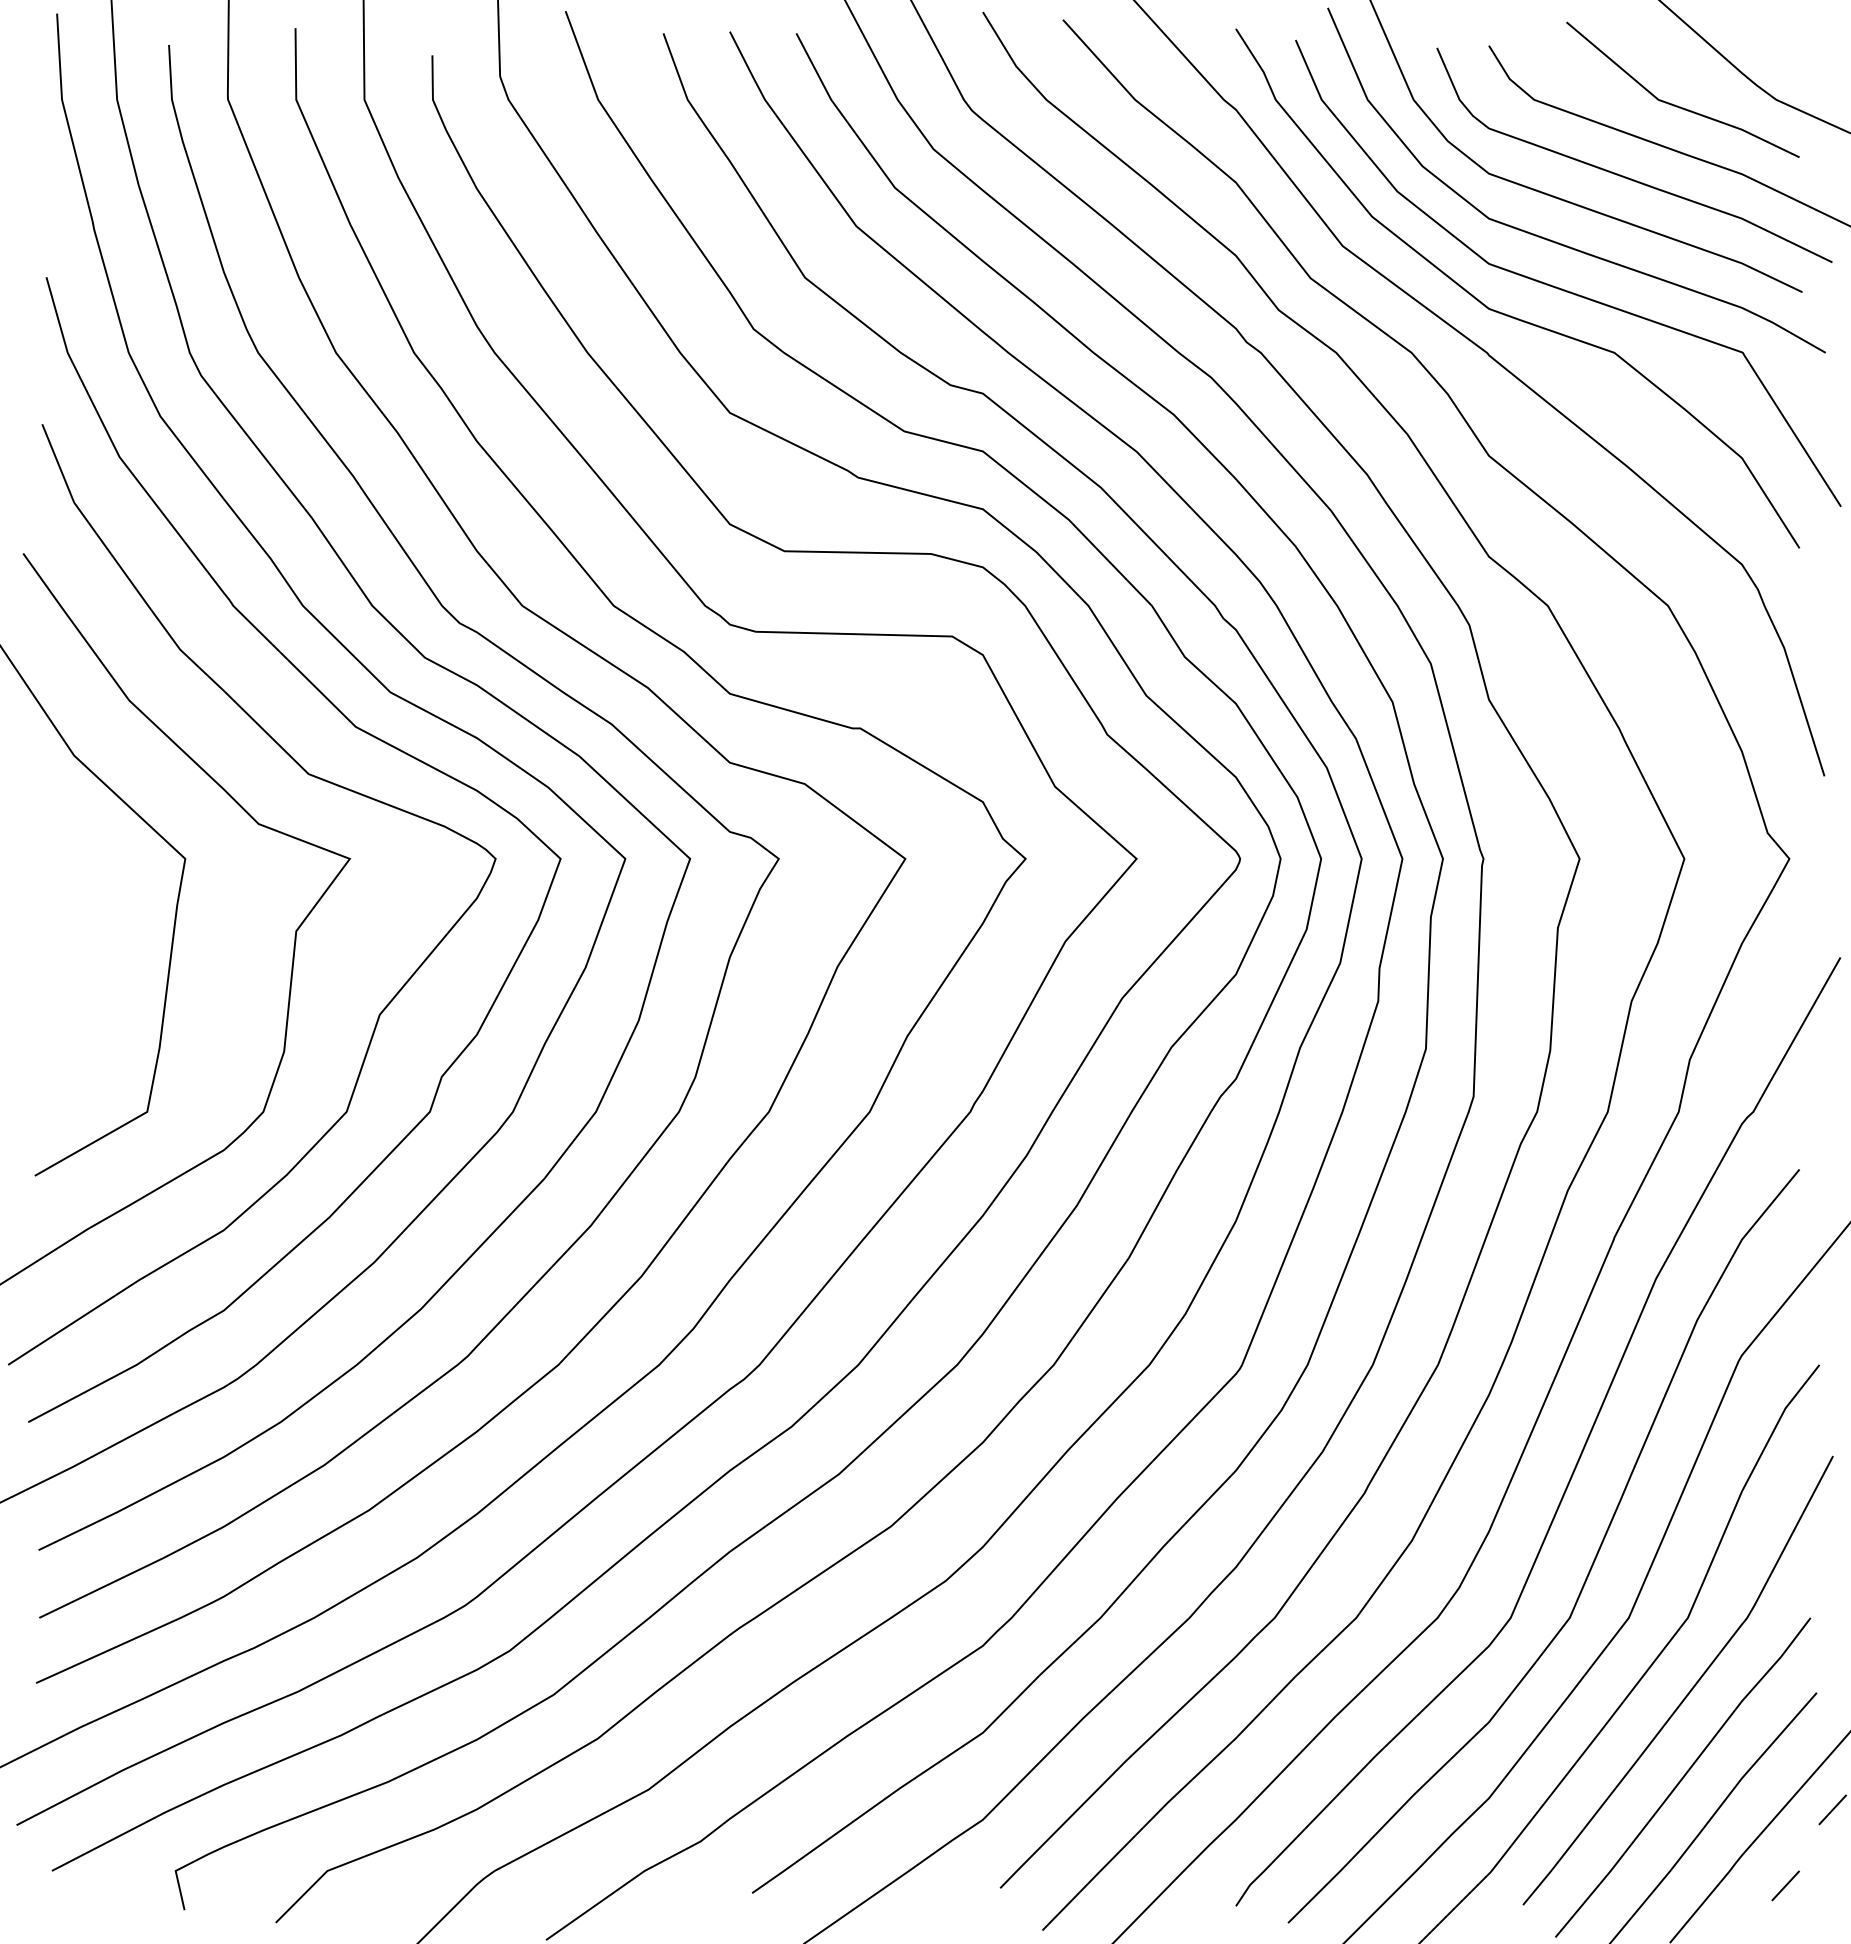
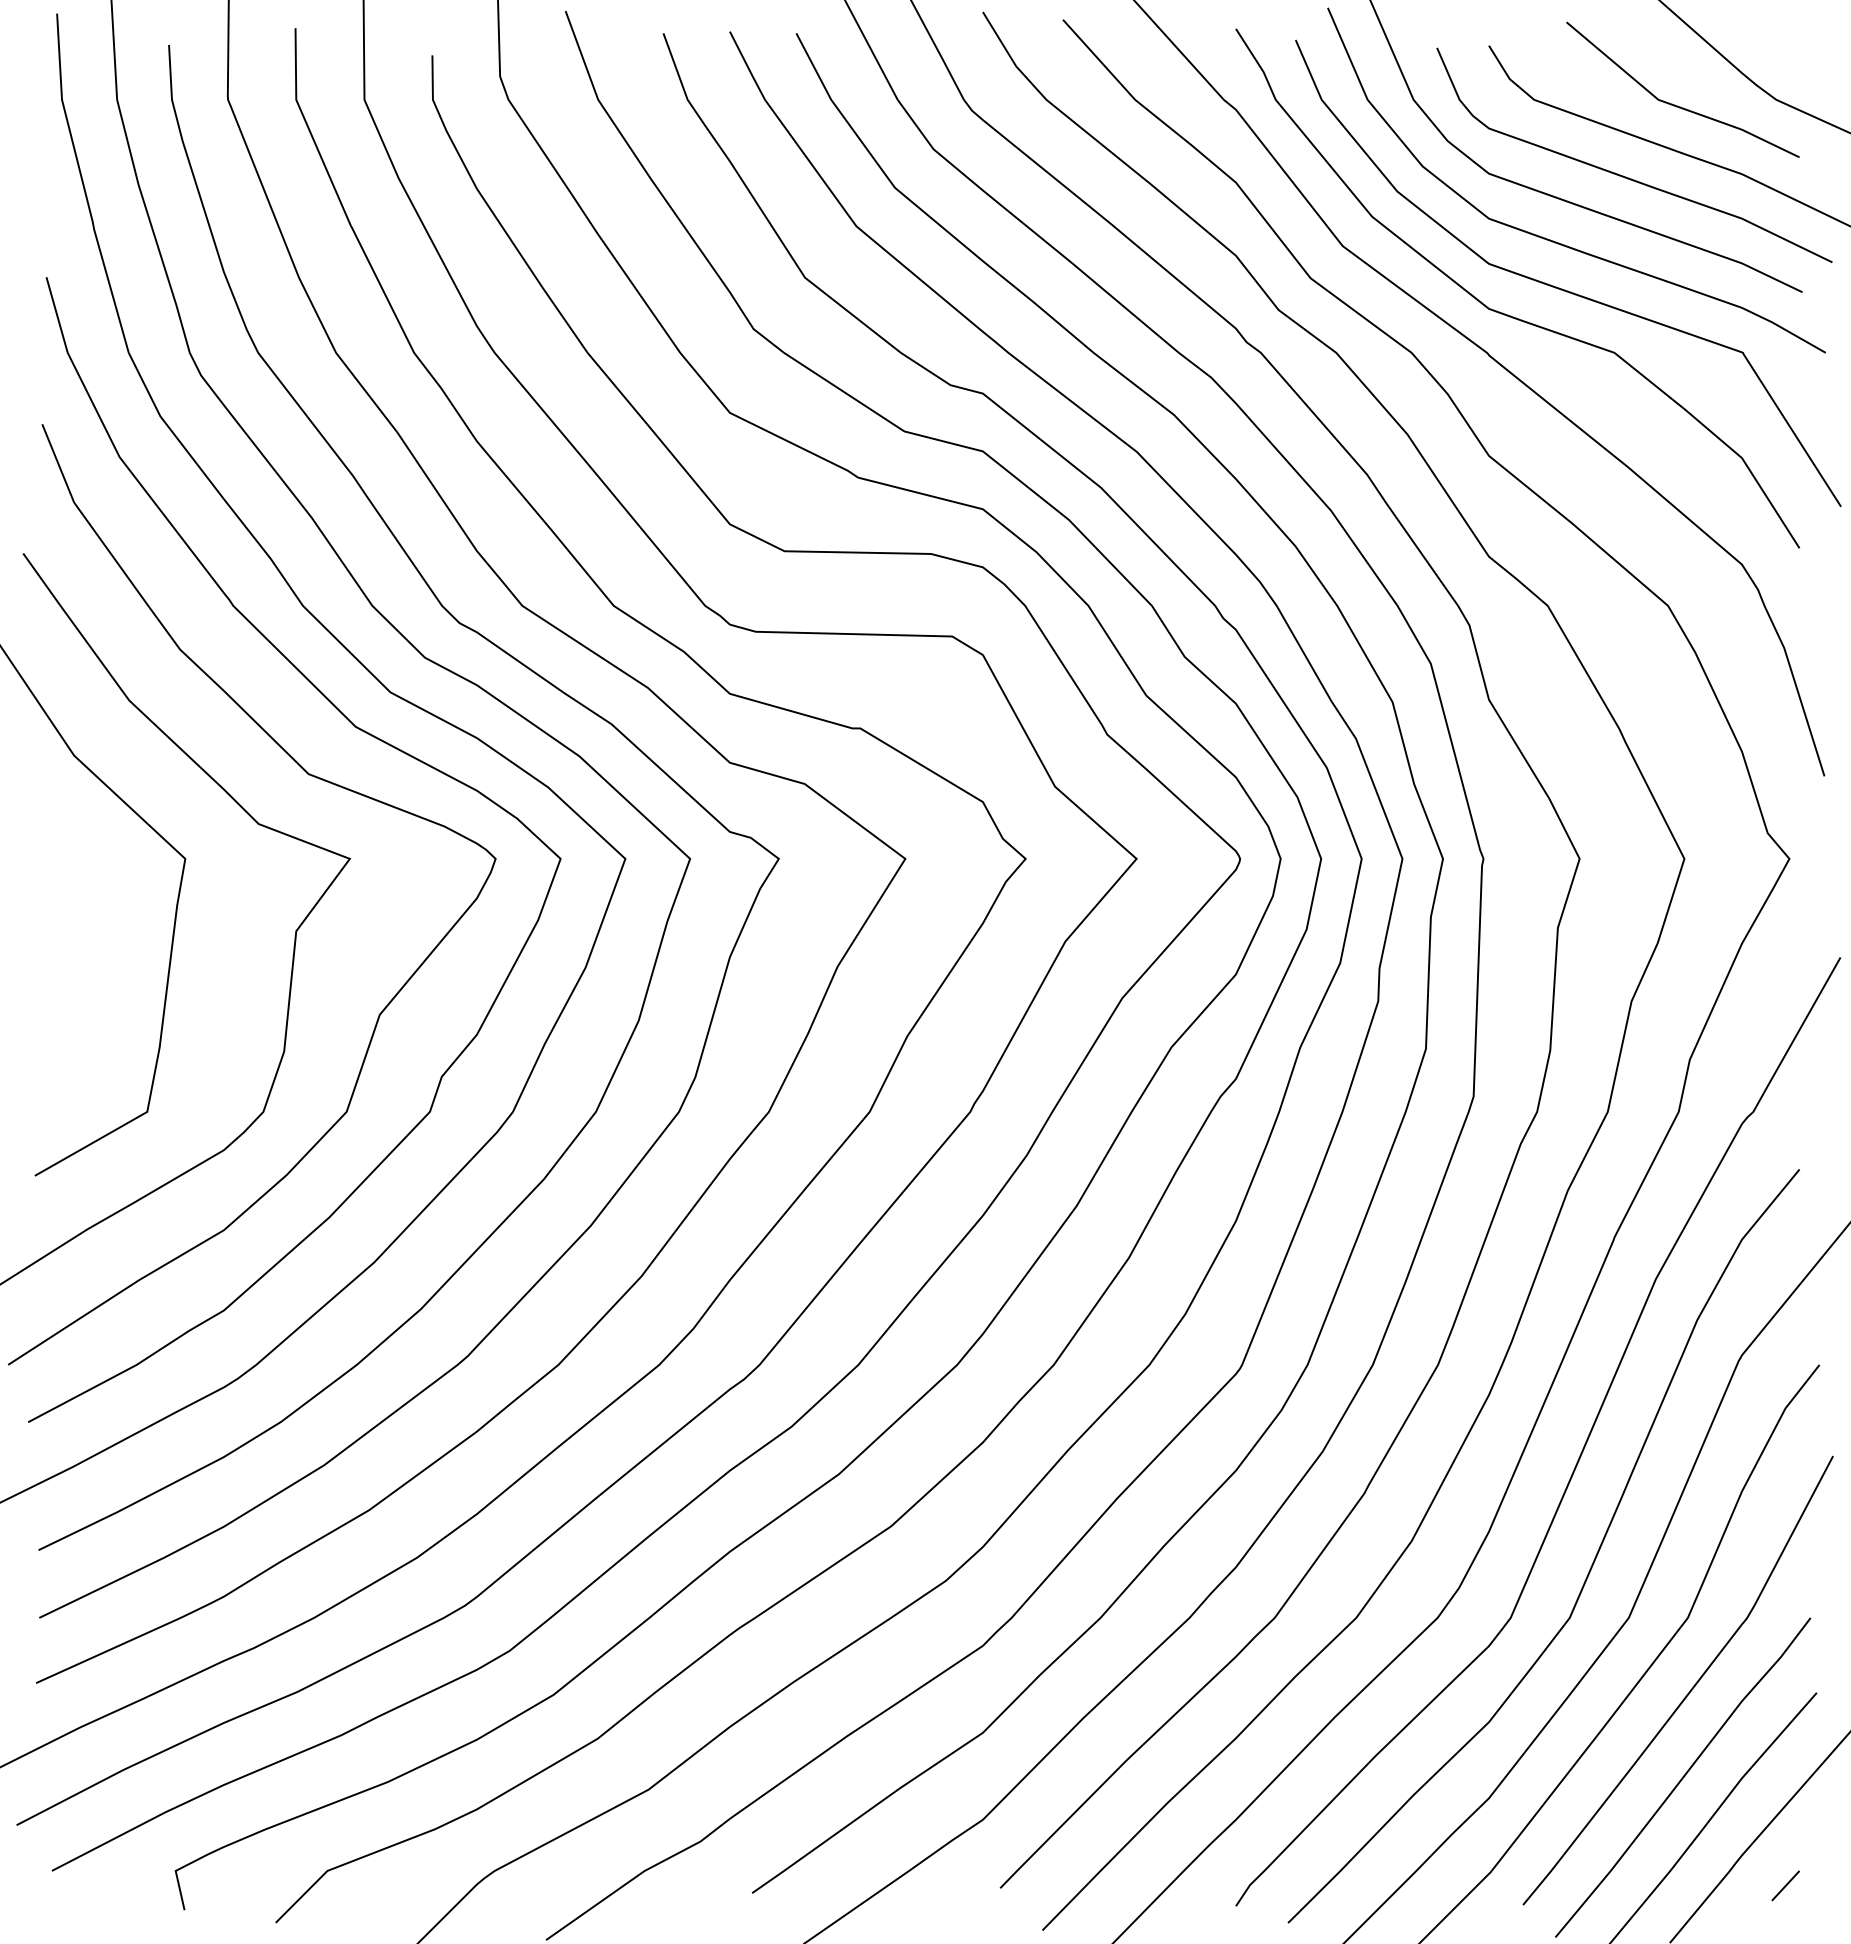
line: present -> none (1832, 1809)
